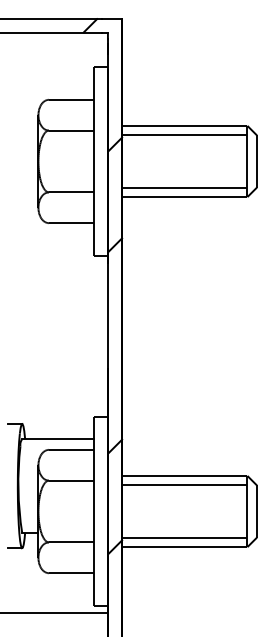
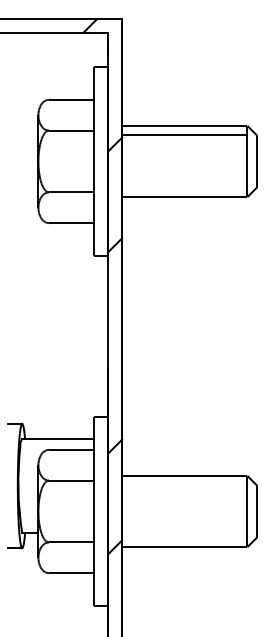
line: present -> none (184, 187)
line: present -> none (184, 485)
line: present -> none (184, 537)
line: present -> none (54, 613)
